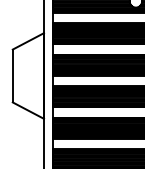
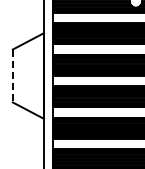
line: solid -> dashed (12, 76)
